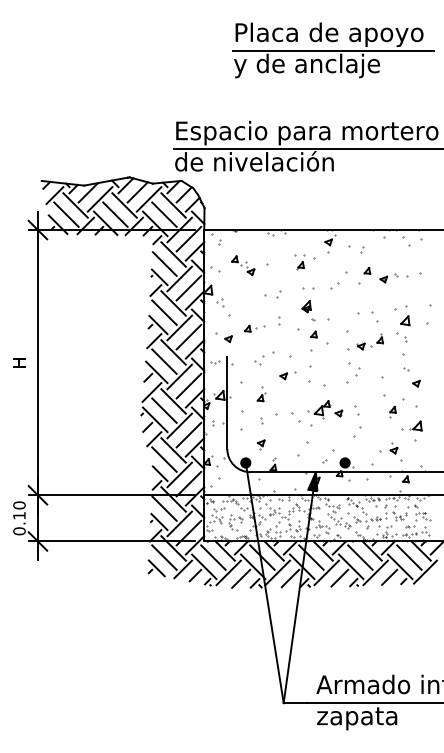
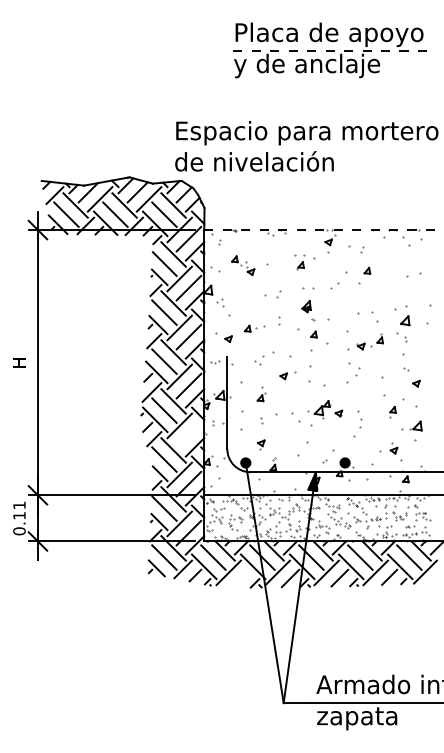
line: solid -> dashed (333, 51)
line: present -> none (306, 149)
line: solid -> dashed (324, 230)
part: present -> none (388, 278)
part position: (356, 410) -> (359, 415) (359, 415)
line: present -> none (188, 434)
text: 0.10 -> 0.11 (19, 505)
line: present -> none (241, 578)
